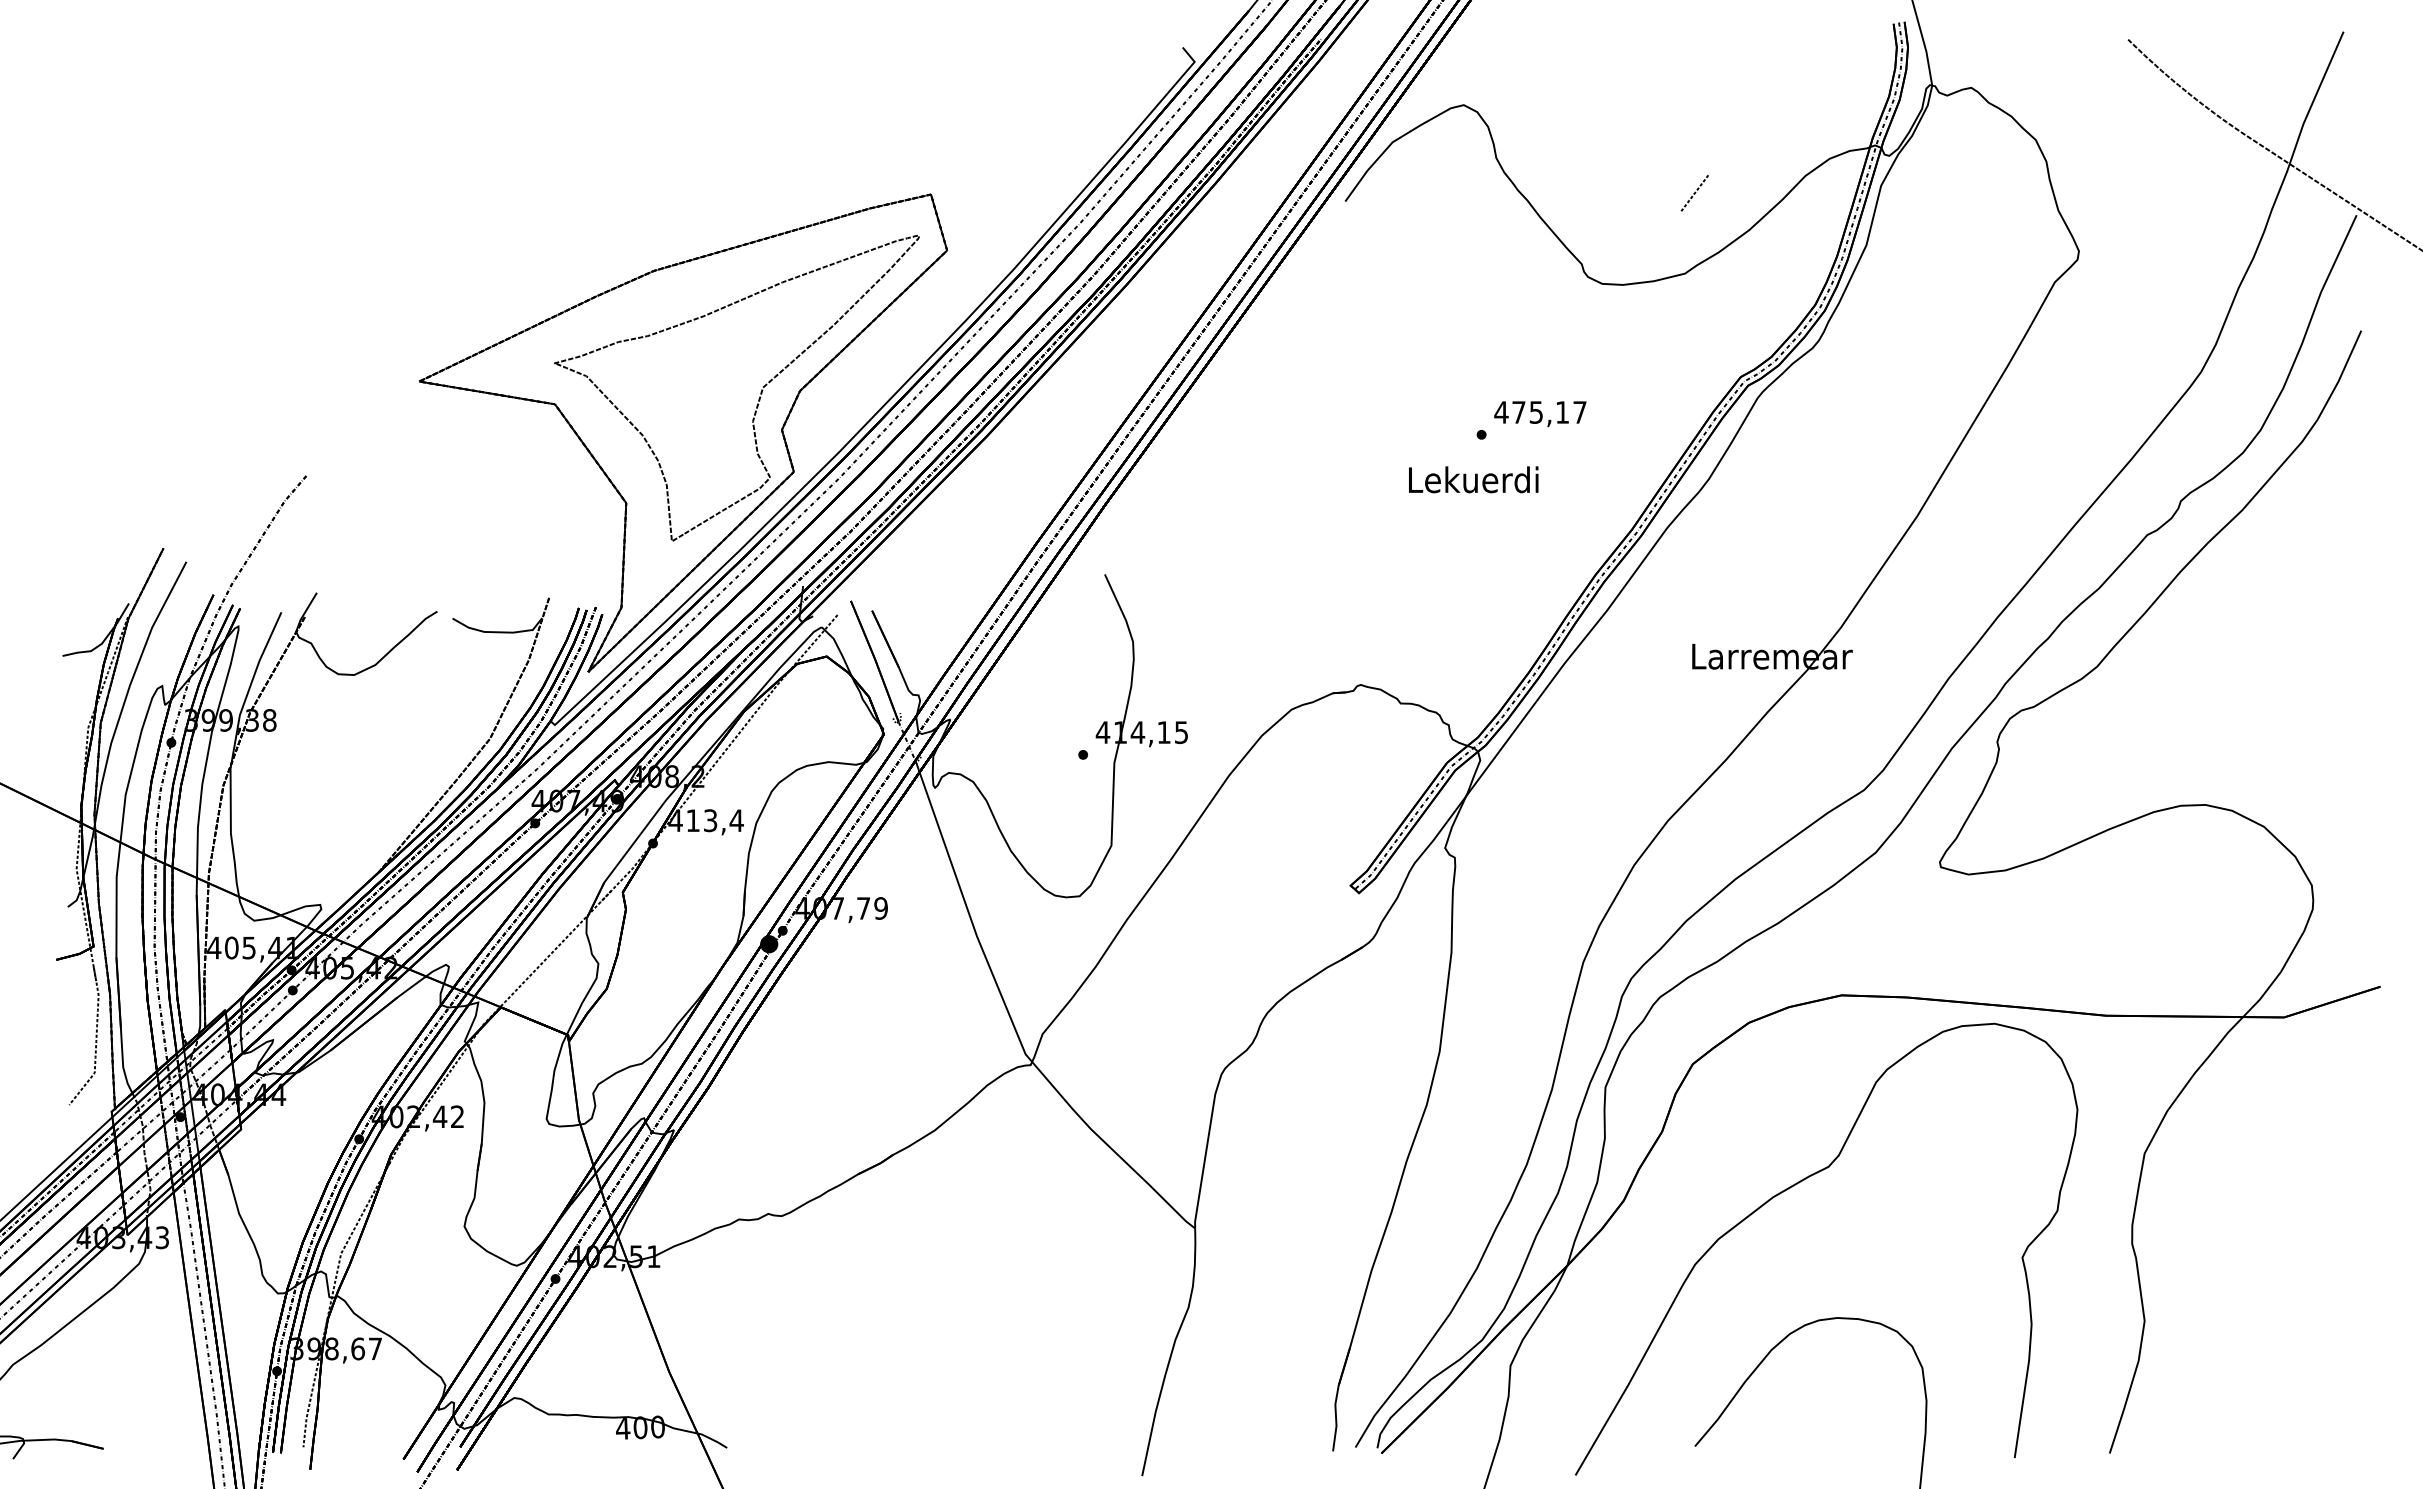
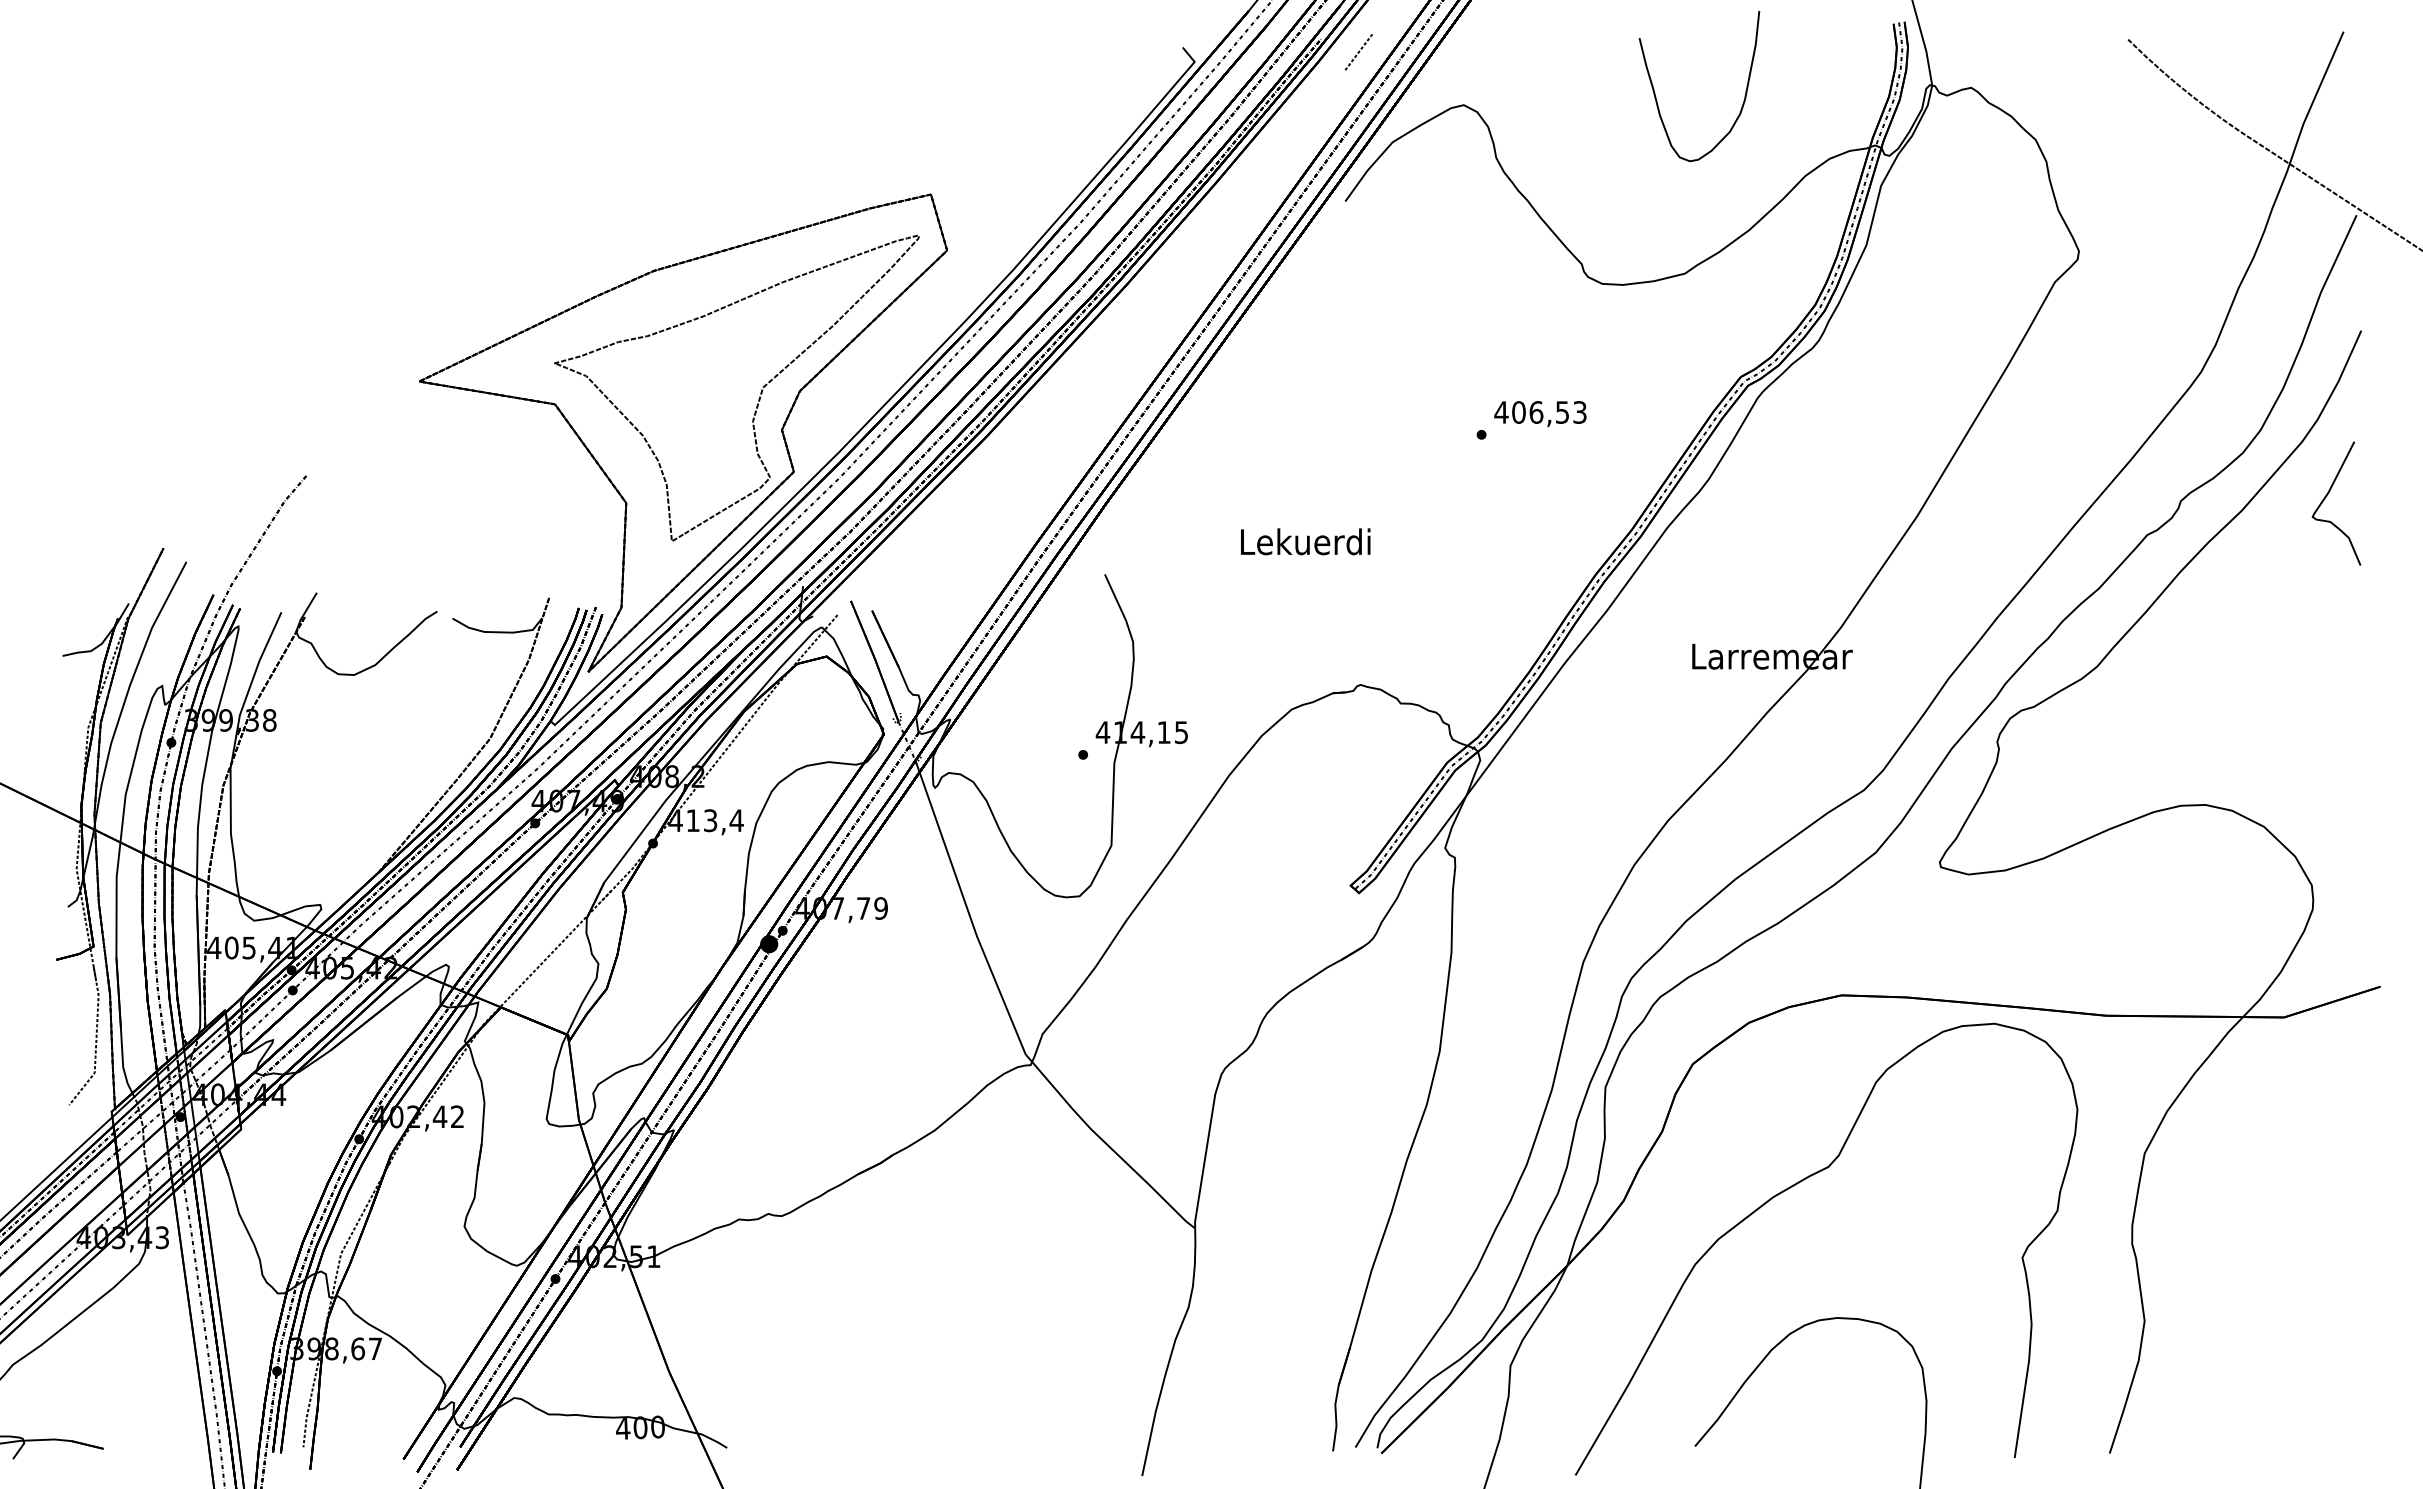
curve: none -> present (1656, 96)
line position: (1694, 193) -> (1358, 52) (1358, 52)
text: 475,17 -> 406,53 (1549, 412)
text position: (1473, 479) -> (1305, 541) (1305, 541)
curve: none -> present (2326, 497)
